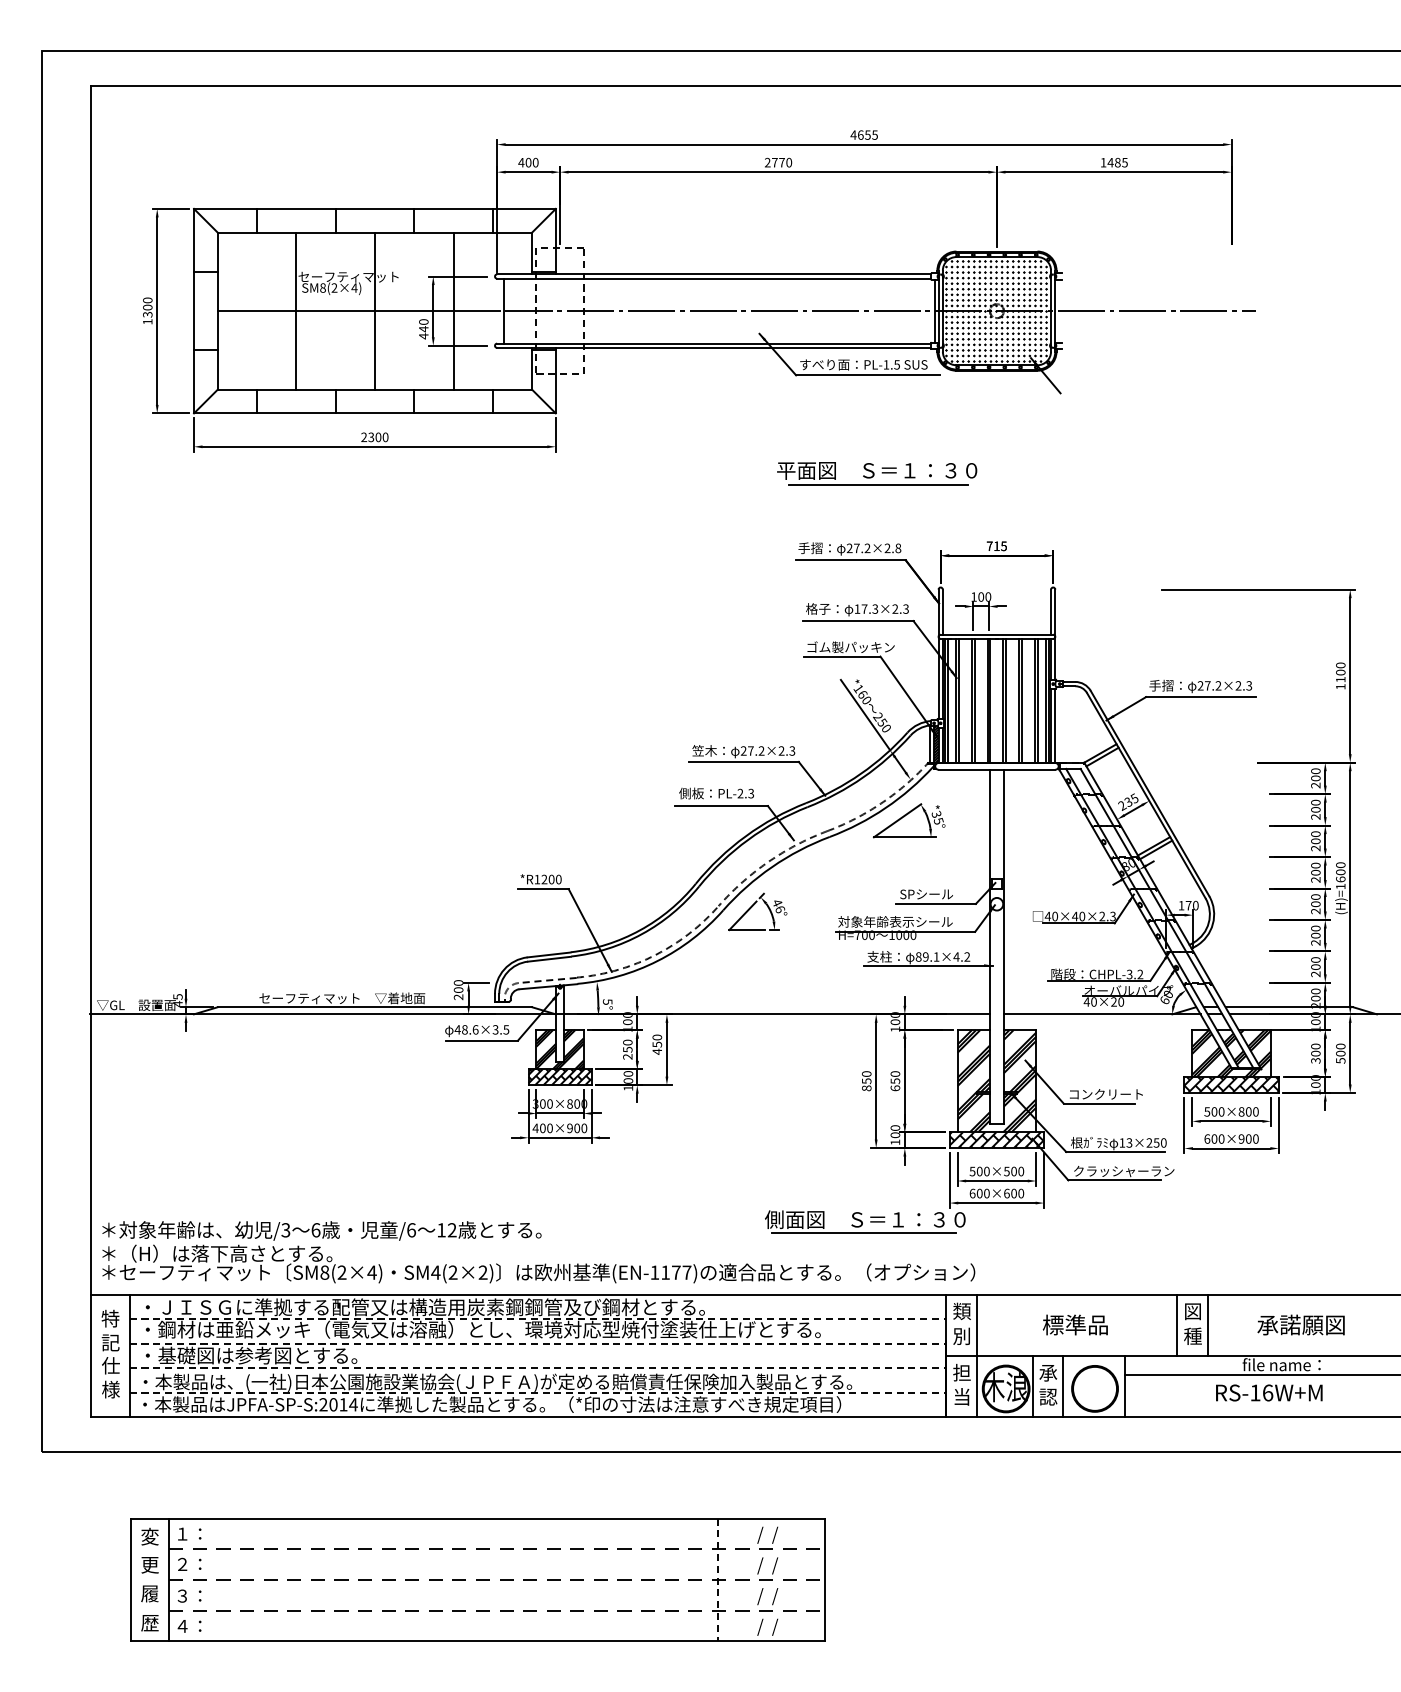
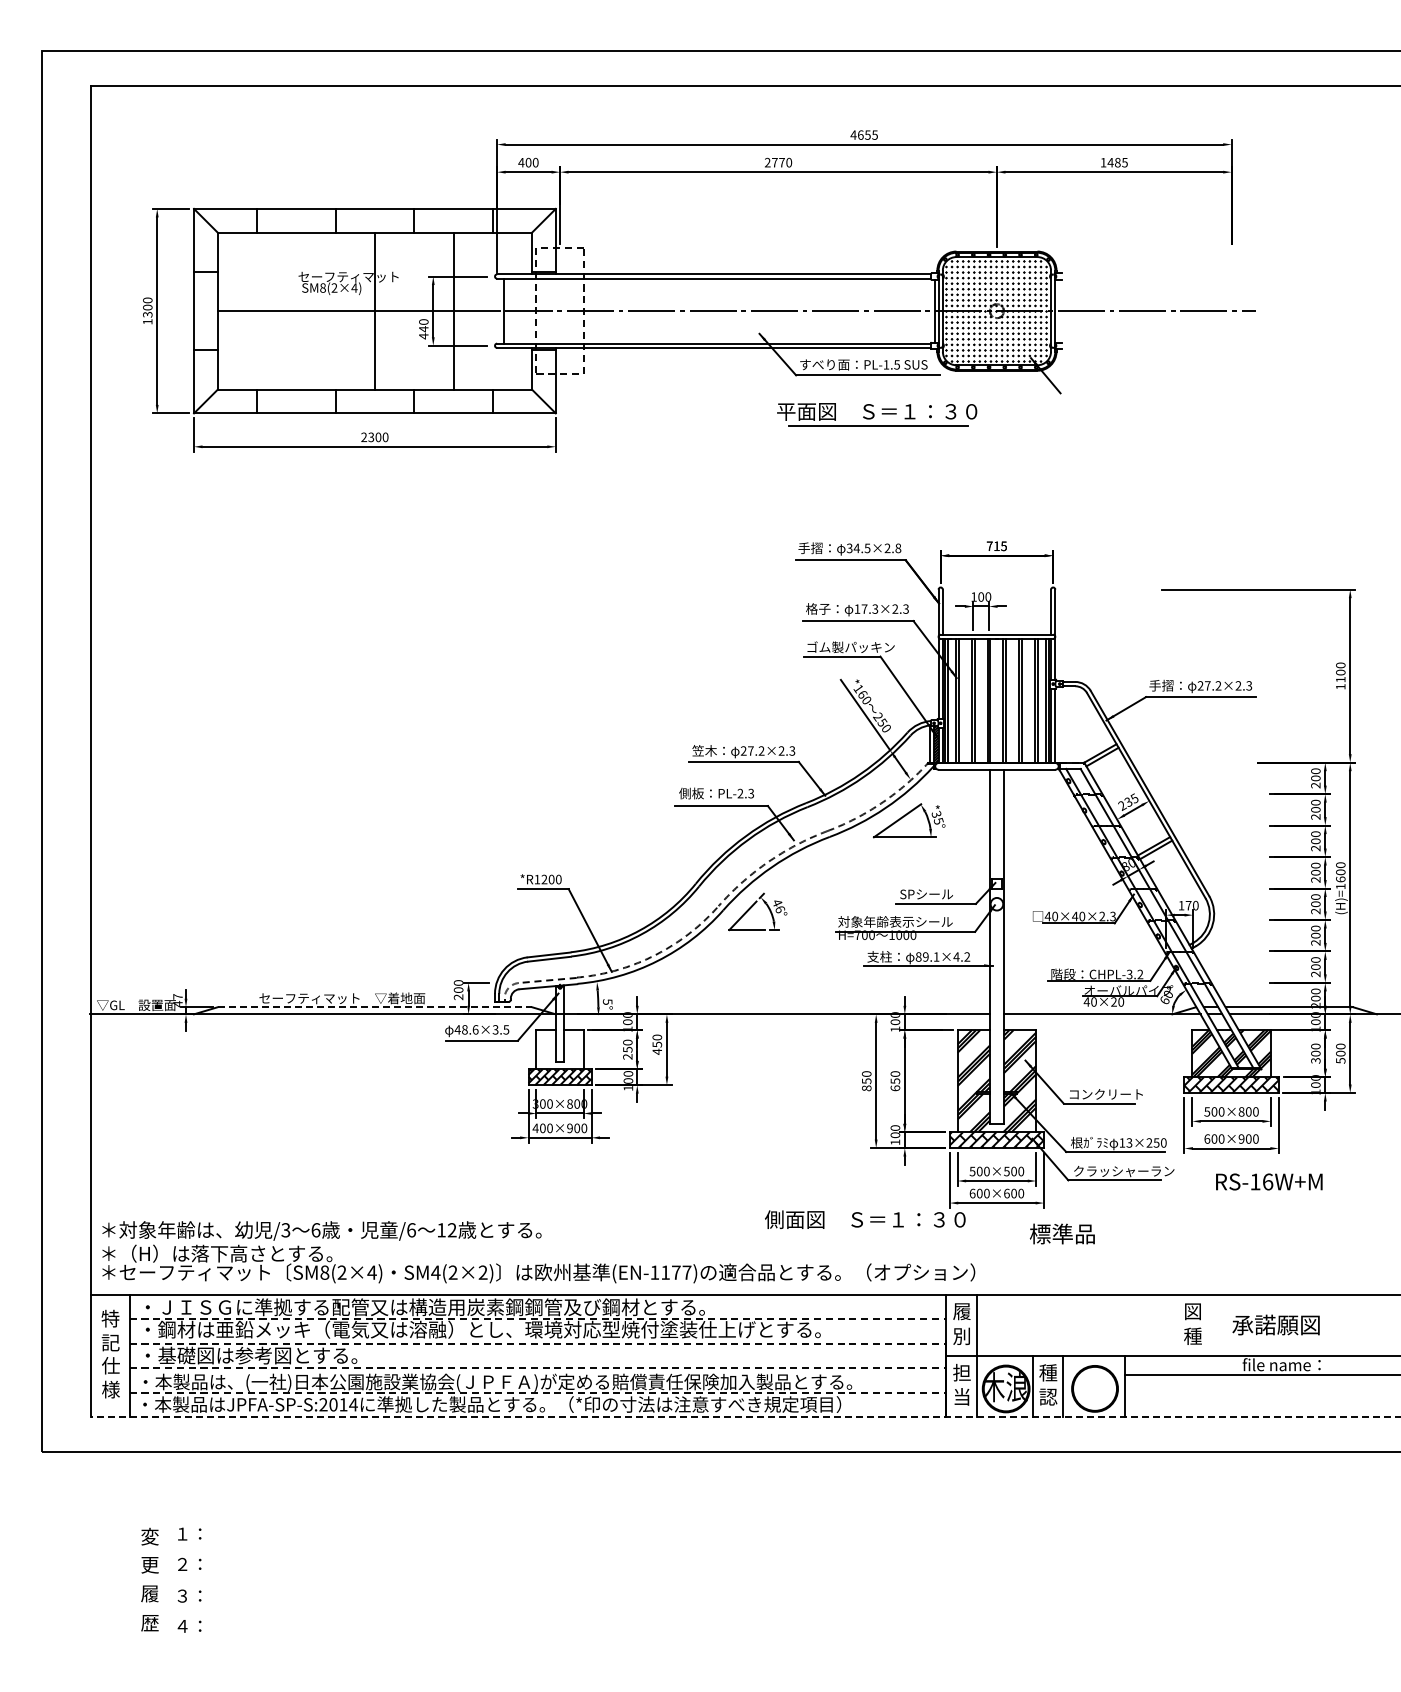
line: present -> none (296, 310)
part position: (877, 473) -> (877, 414) (877, 414)
text: 27.2×2.8 -> 34.5×2.8 (858, 548)
text: 45 -> 47 (177, 996)
line: solid -> dashed (375, 1007)
hatch: present -> none (559, 1049)
line: present -> none (864, 1233)
text: 類 -> 履 (961, 1311)
text position: (1074, 1324) -> (1061, 1233) (1061, 1233)
line: present -> none (1176, 1324)
line: present -> none (1207, 1324)
text position: (1300, 1324) -> (1275, 1324) (1275, 1324)
text: 承 -> 種 (1048, 1372)
text position: (1269, 1392) -> (1269, 1181) (1269, 1181)
line: solid -> dashed (745, 1417)
part: present -> none (477, 1579)
